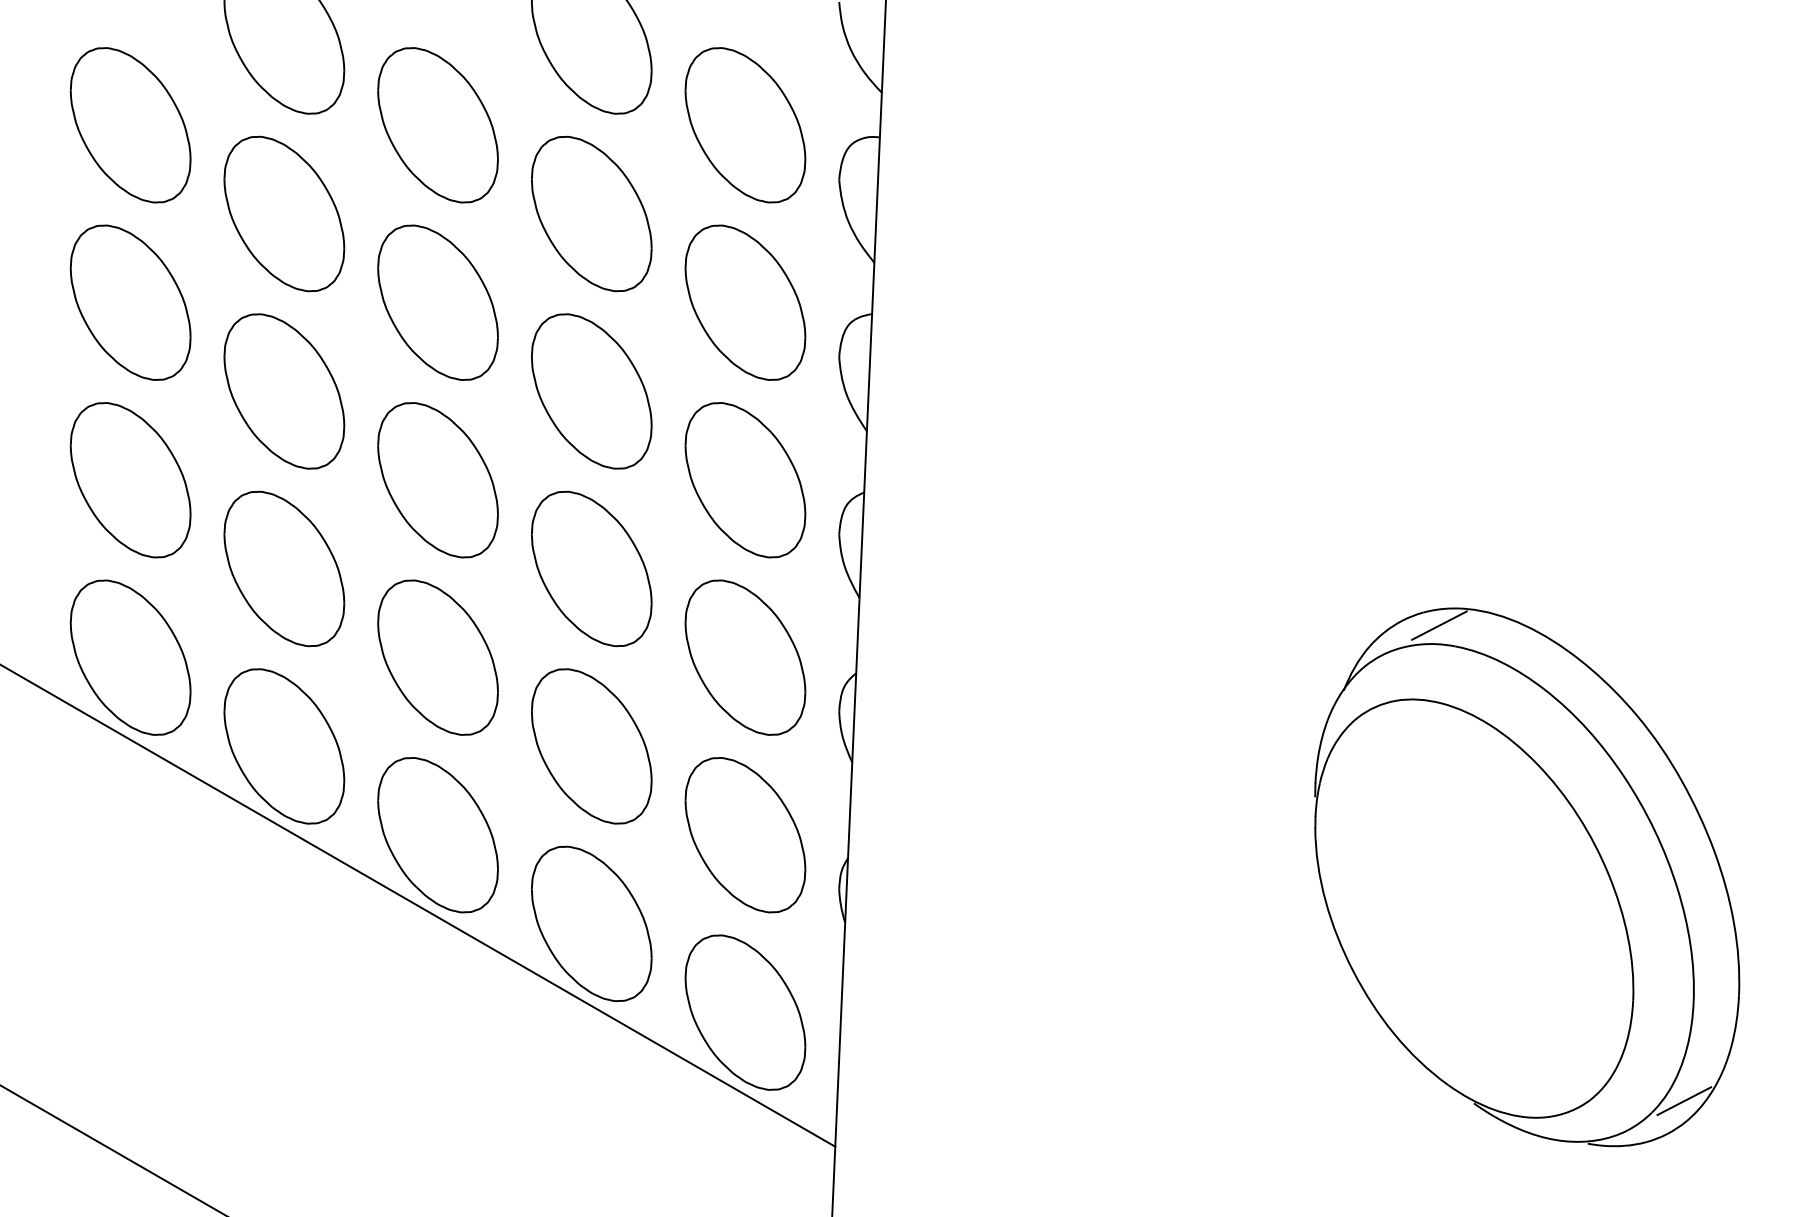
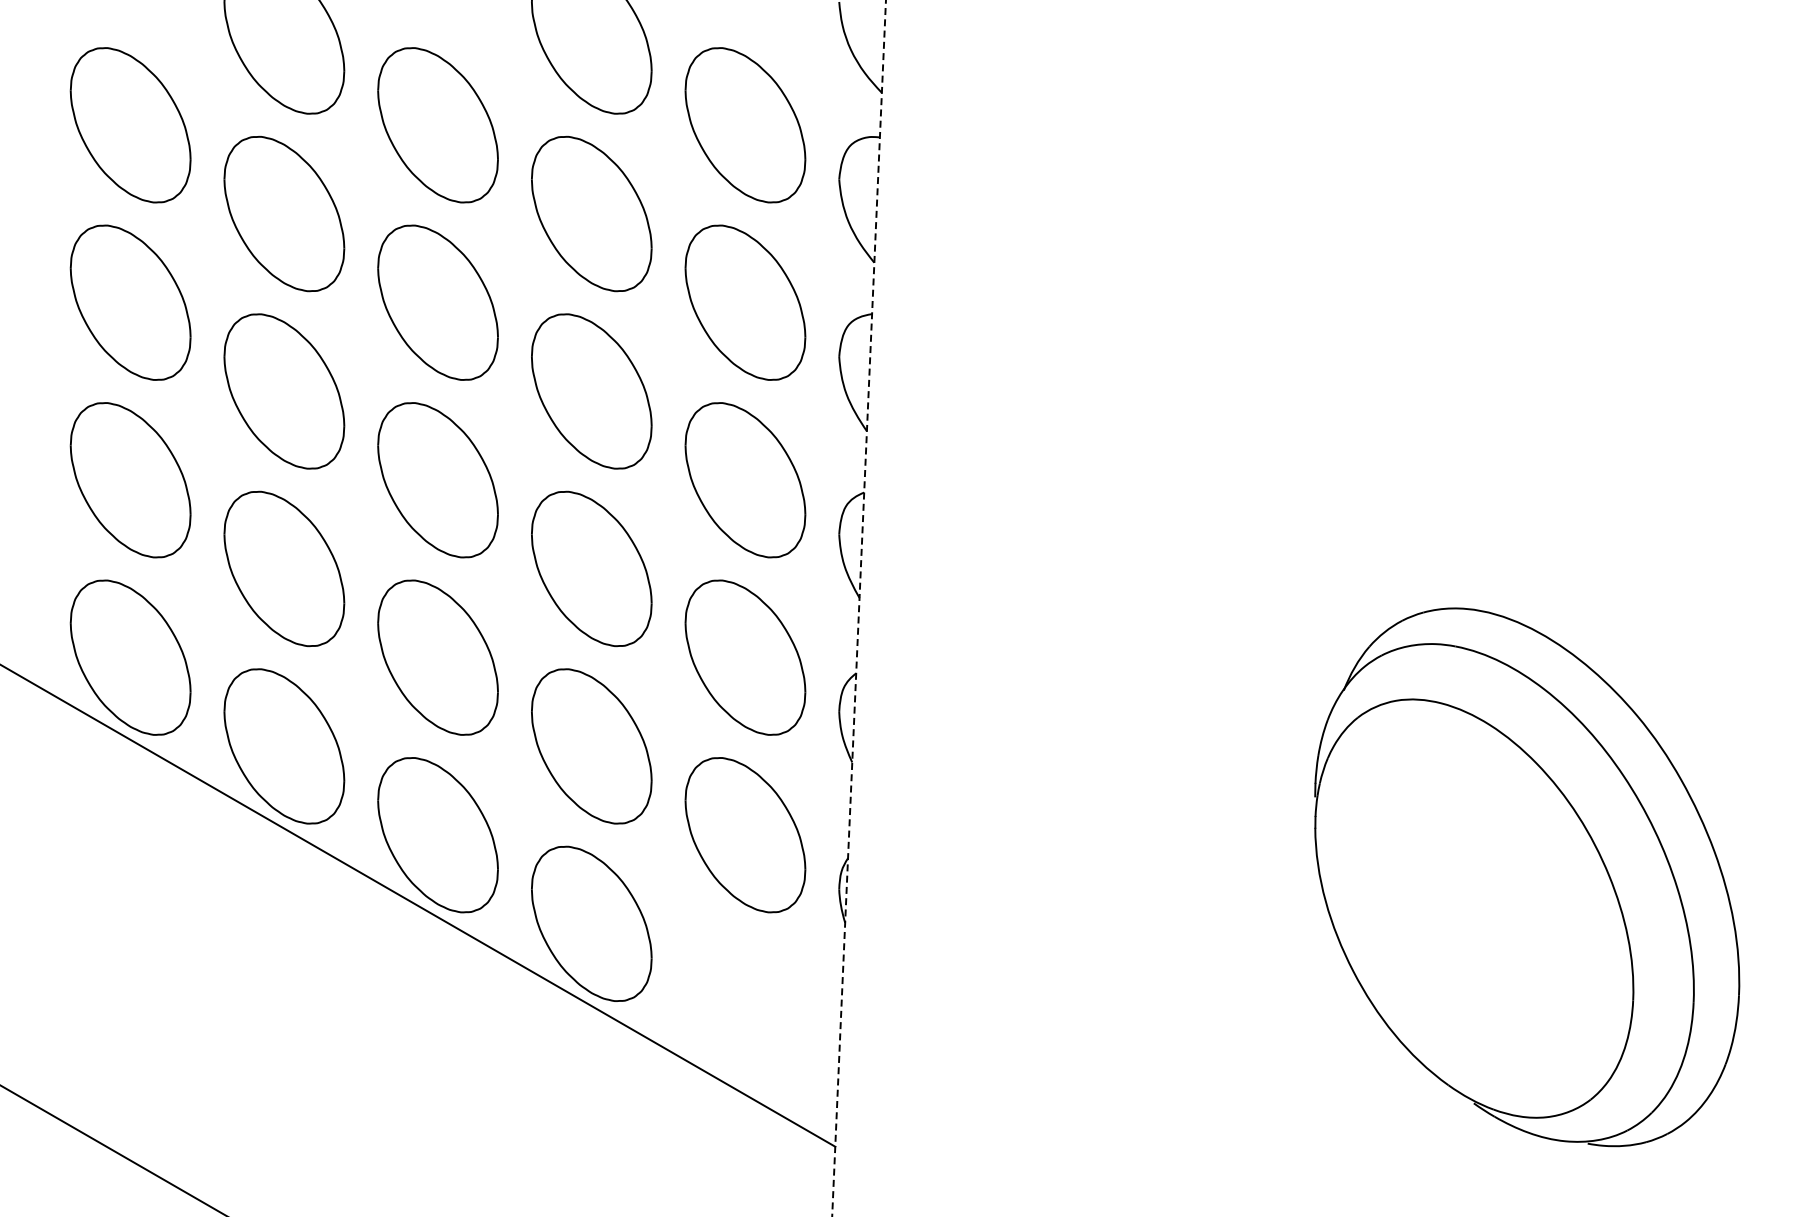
line: solid -> dashed (859, 608)
line: present -> none (1439, 625)
part: present -> none (745, 1012)
line: present -> none (1684, 1100)
